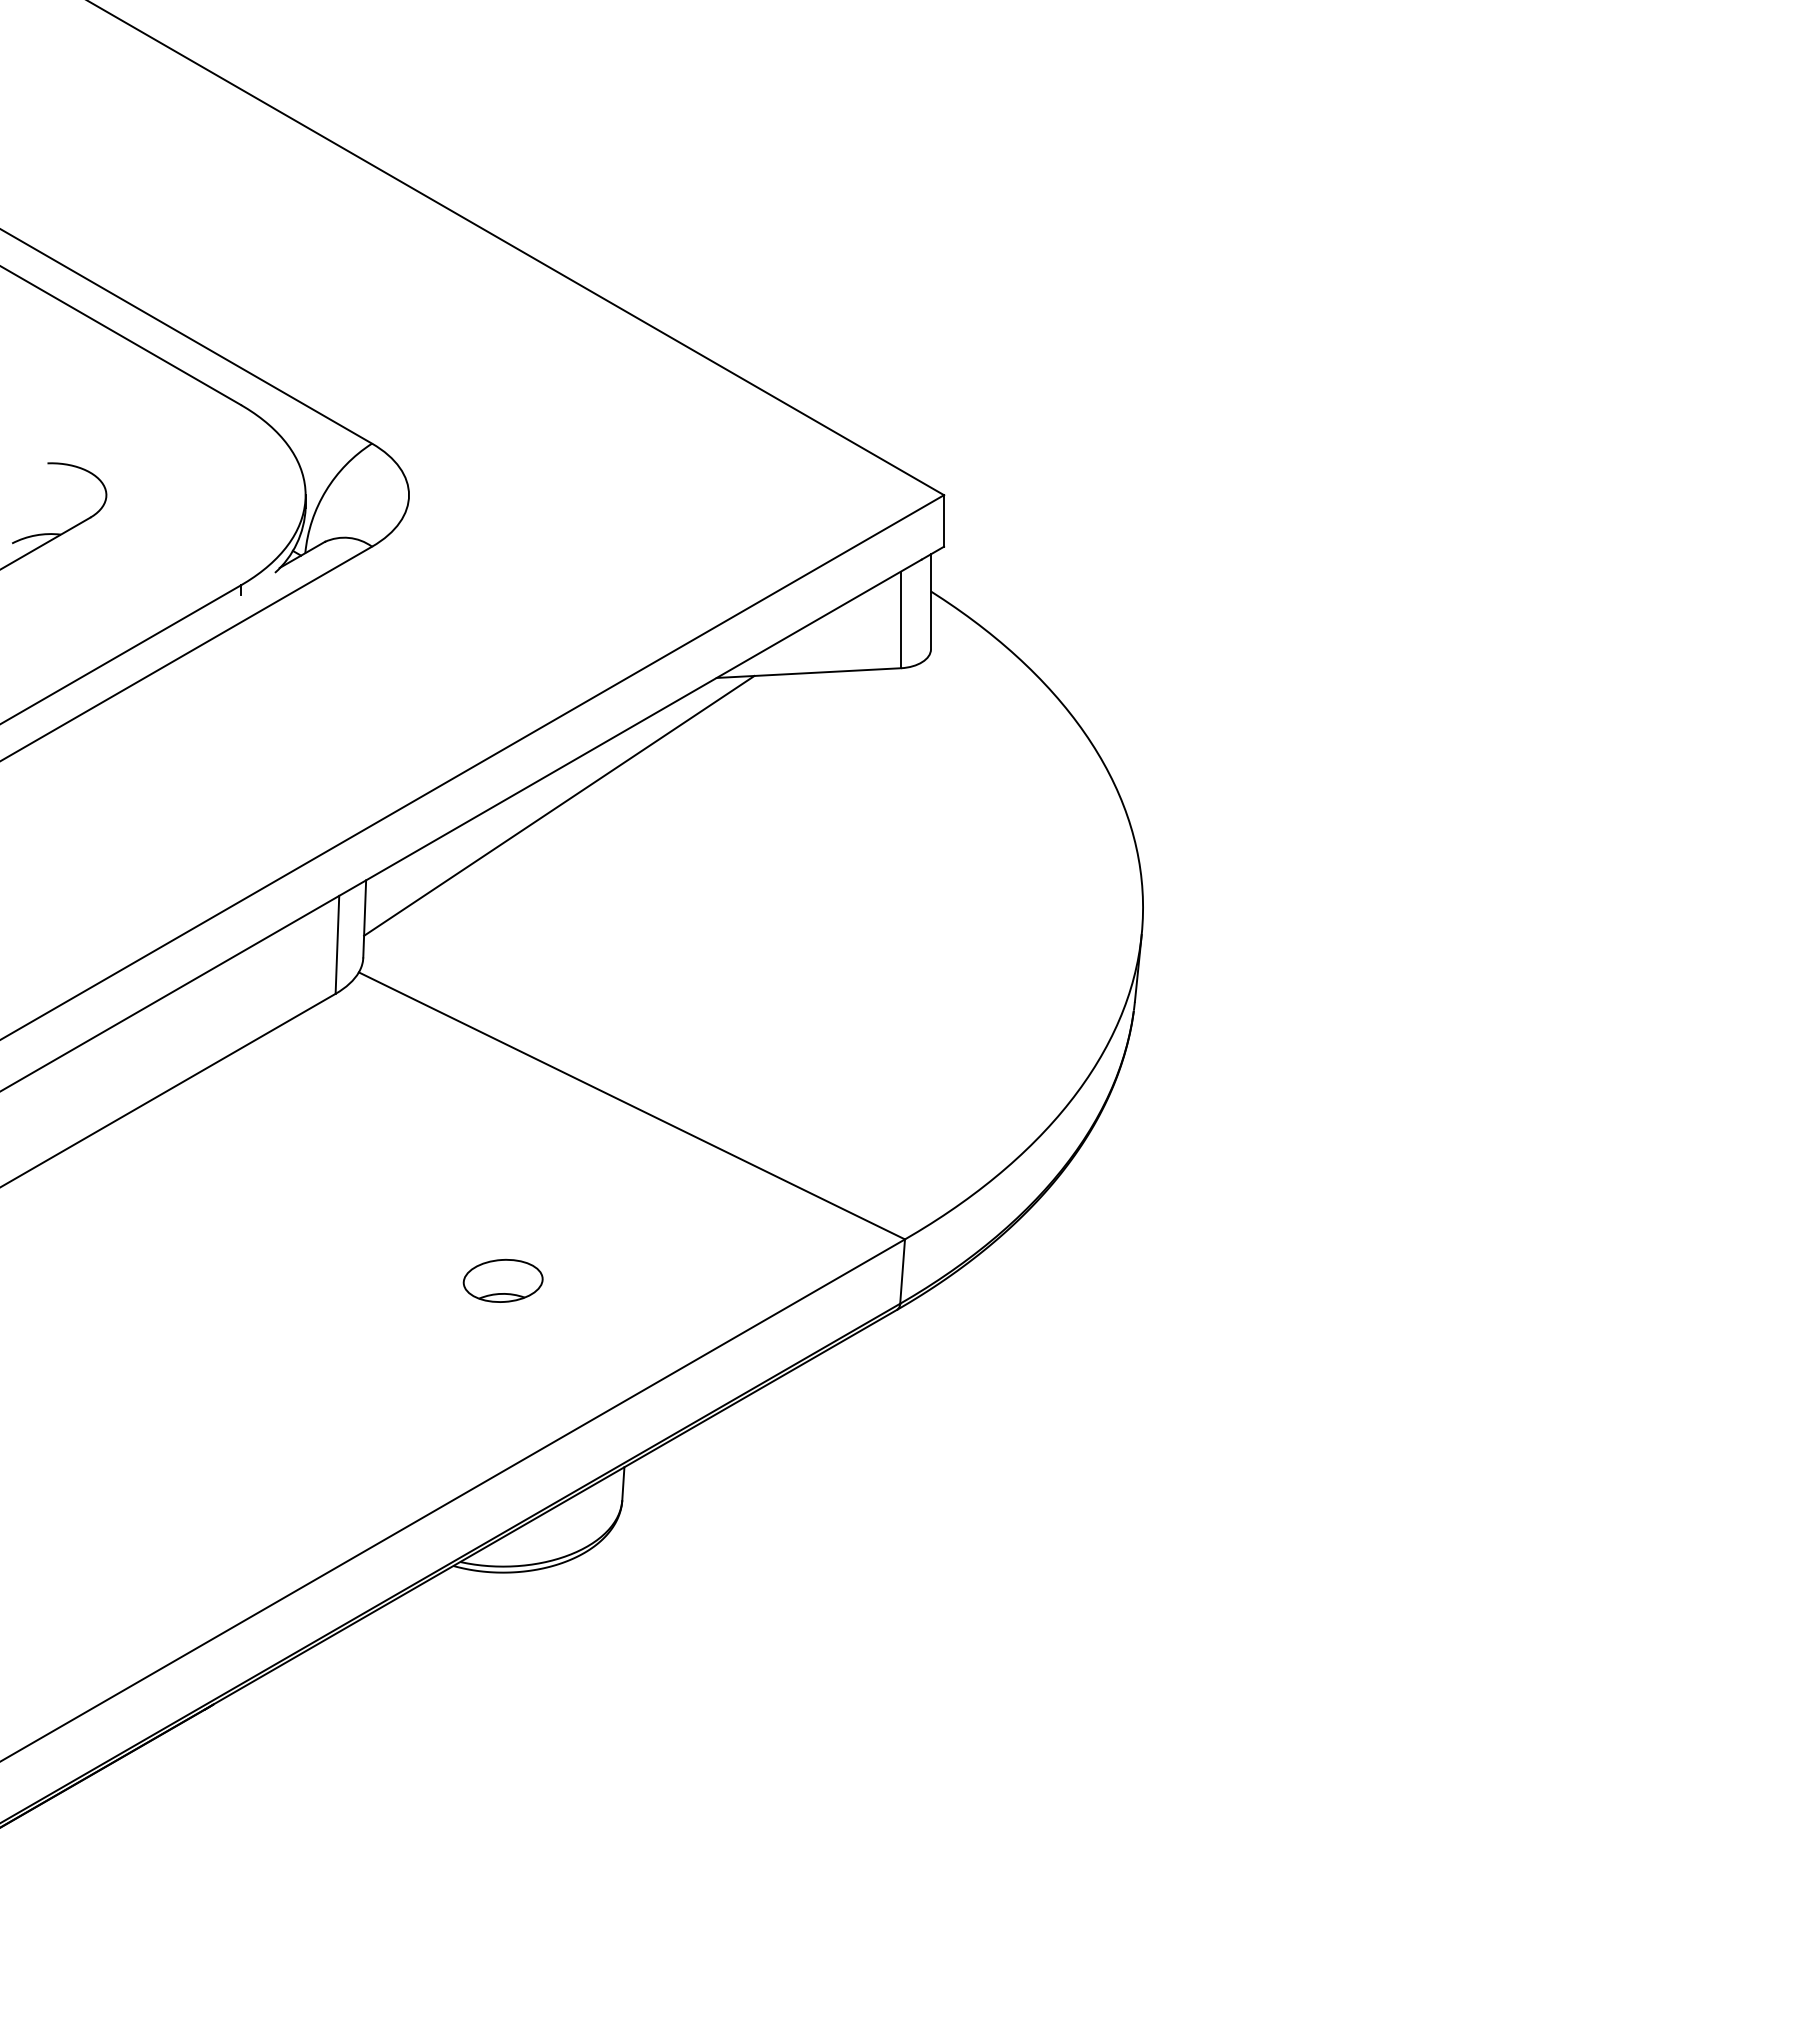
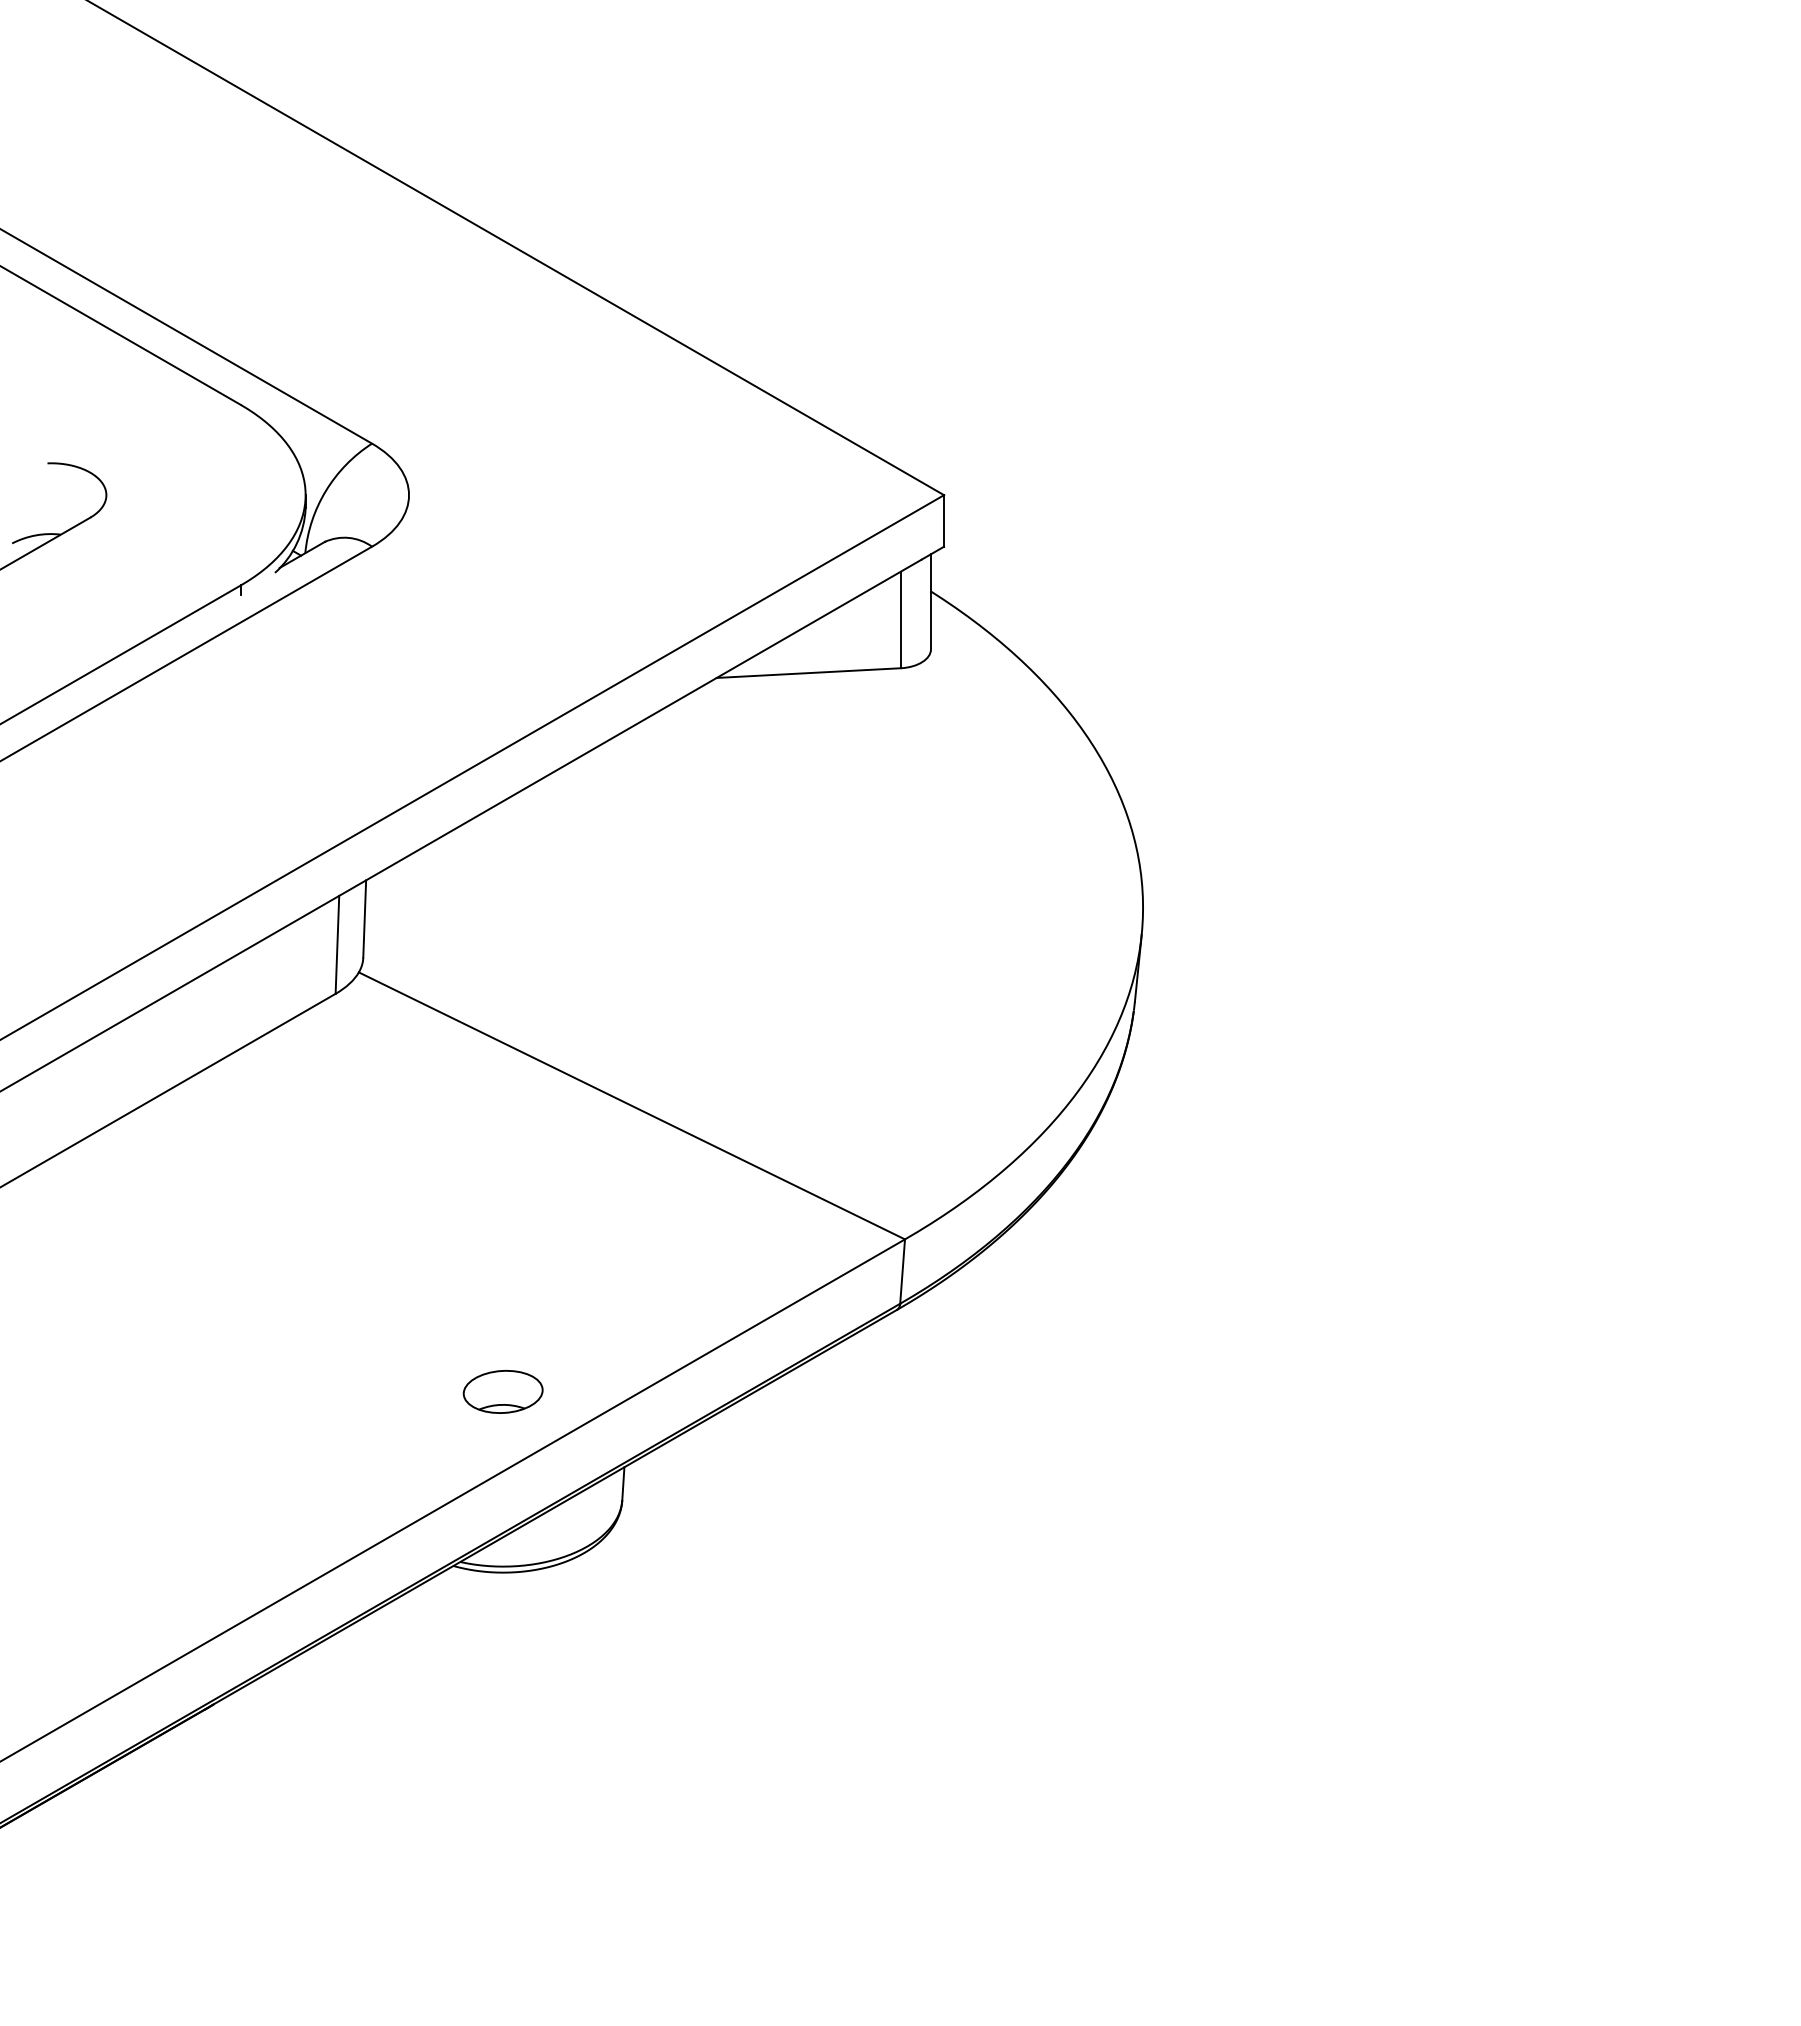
line: present -> none (559, 805)
part position: (502, 1280) -> (502, 1391) (502, 1391)
